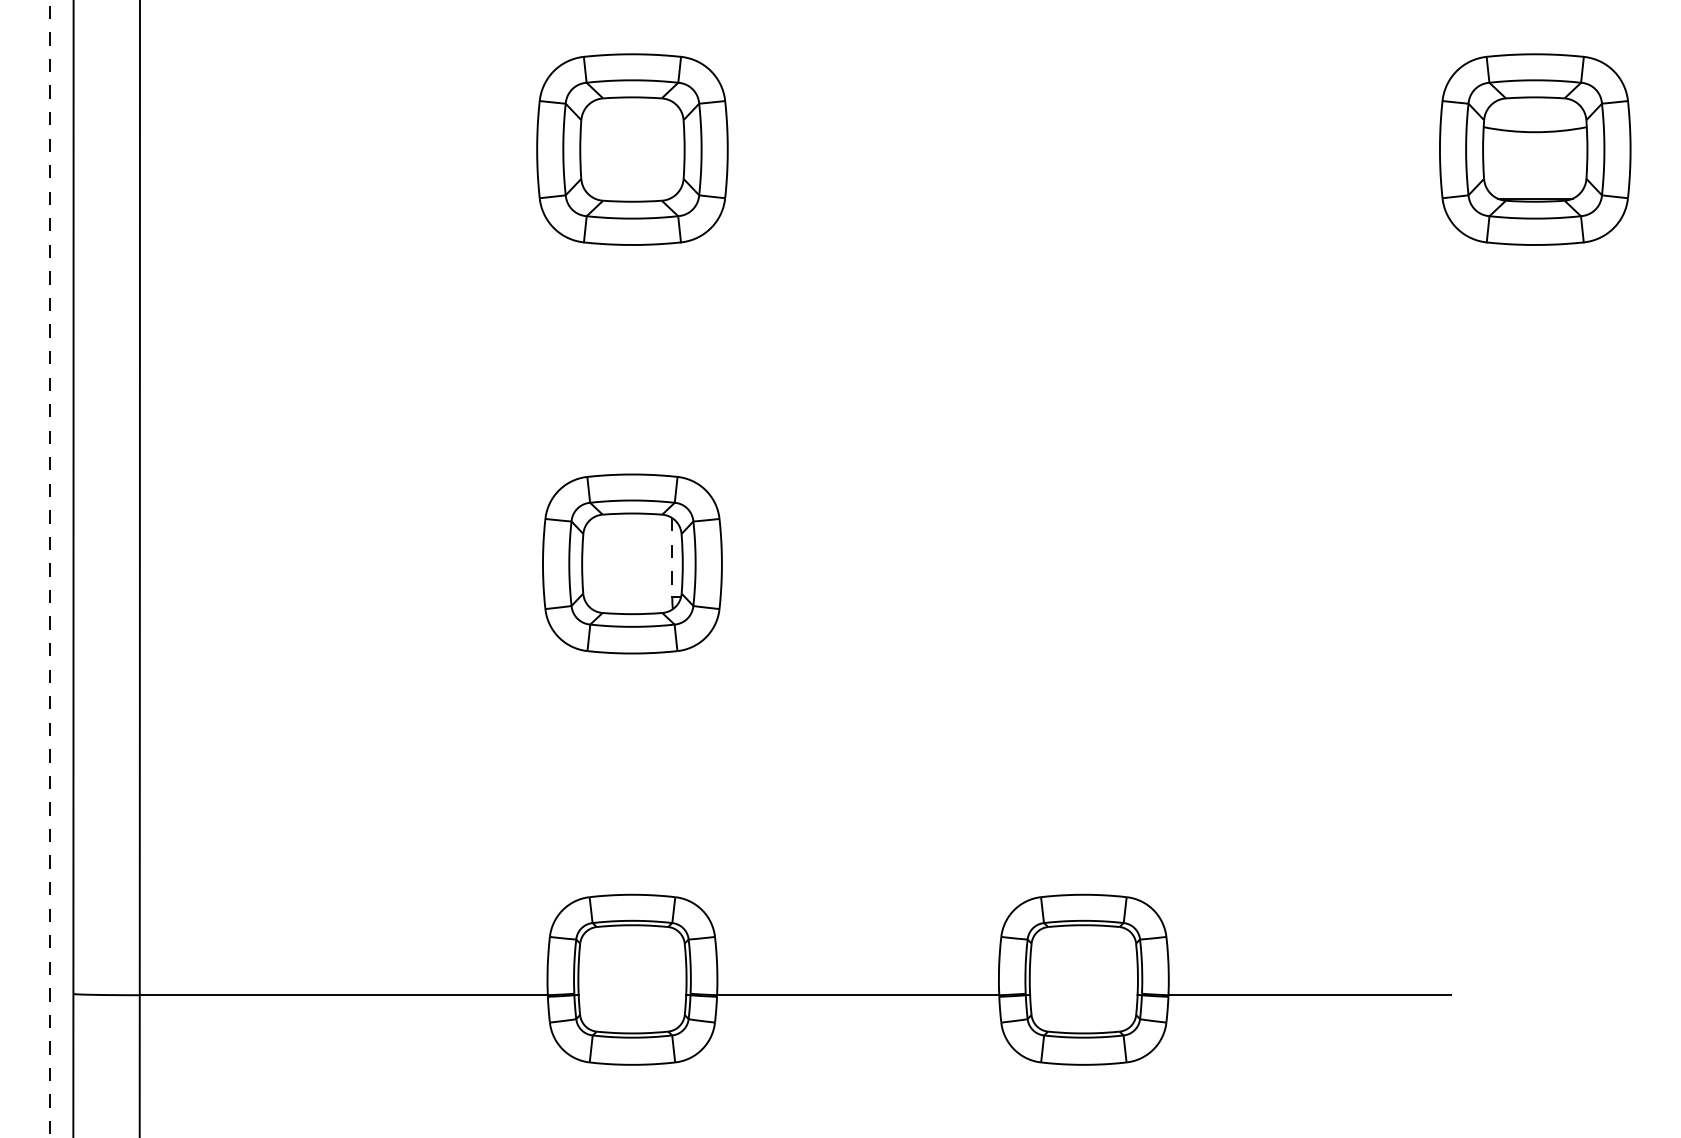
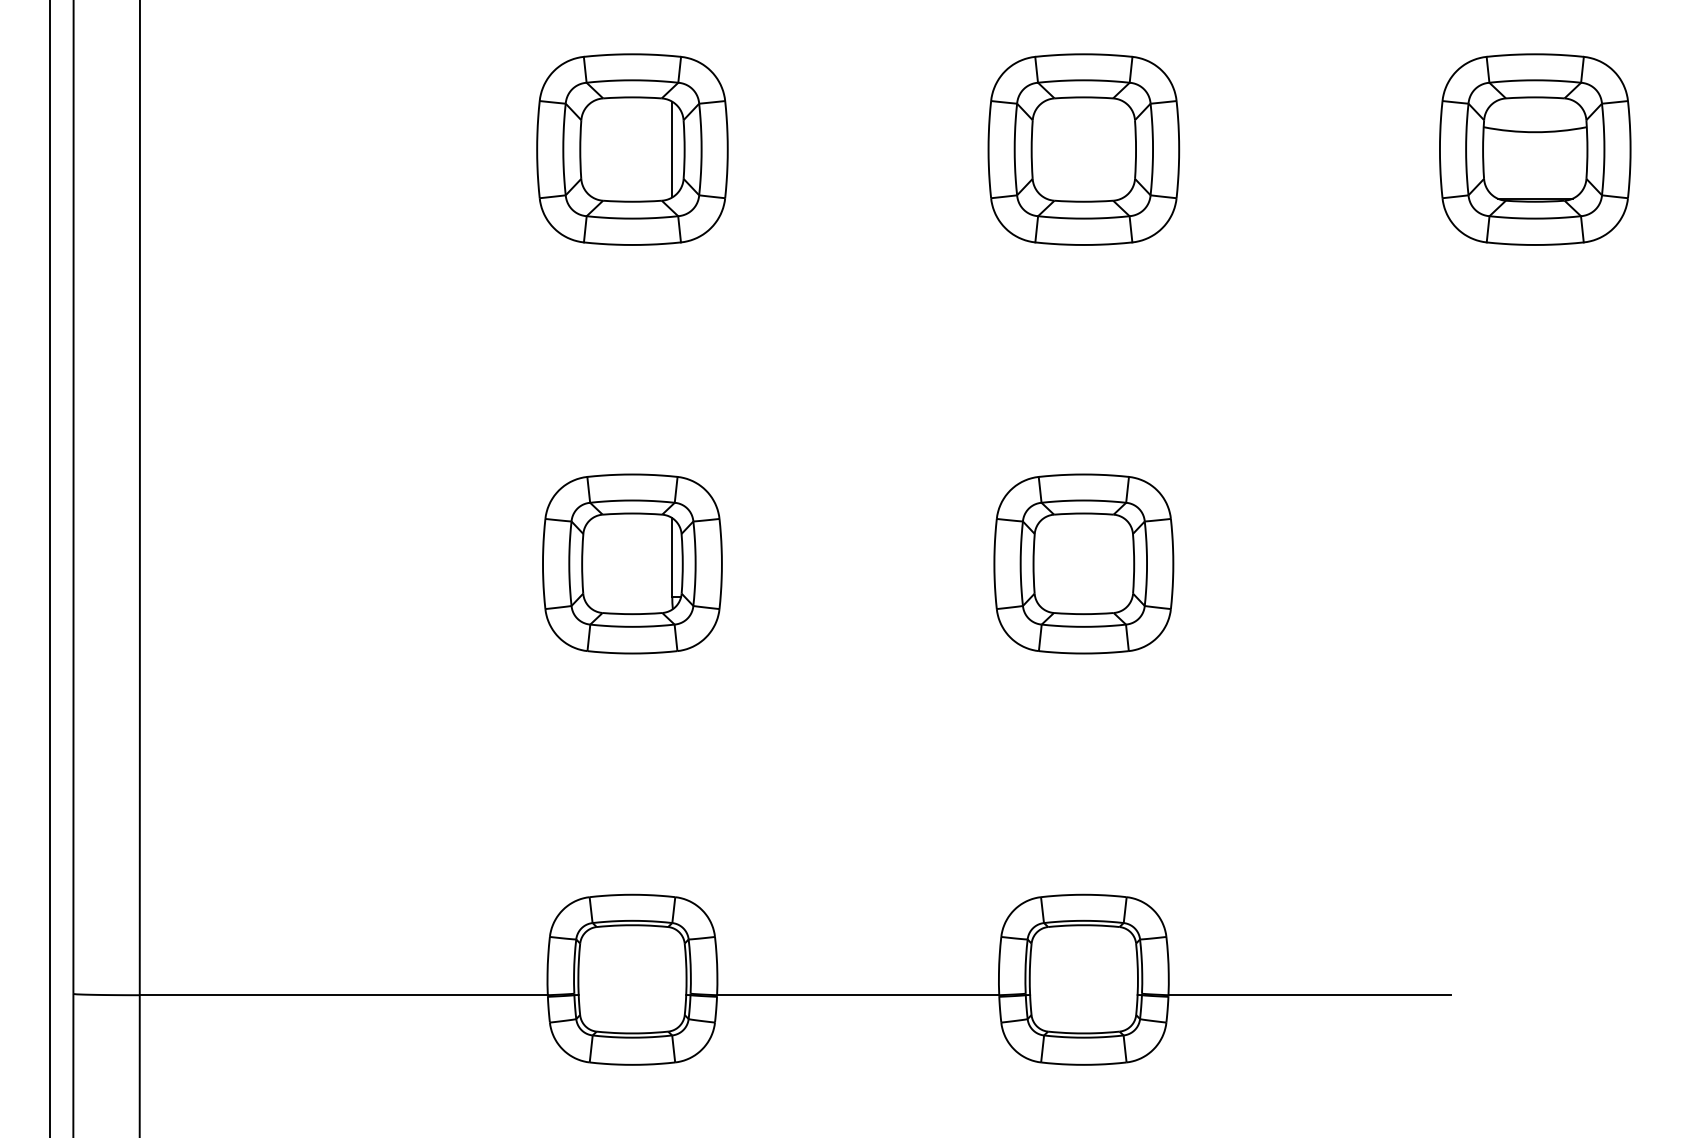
line: none -> present (672, 149)
part: none -> present (1083, 149)
line: dashed -> solid (672, 558)
part: none -> present (1083, 563)
line: dashed -> solid (50, 568)
